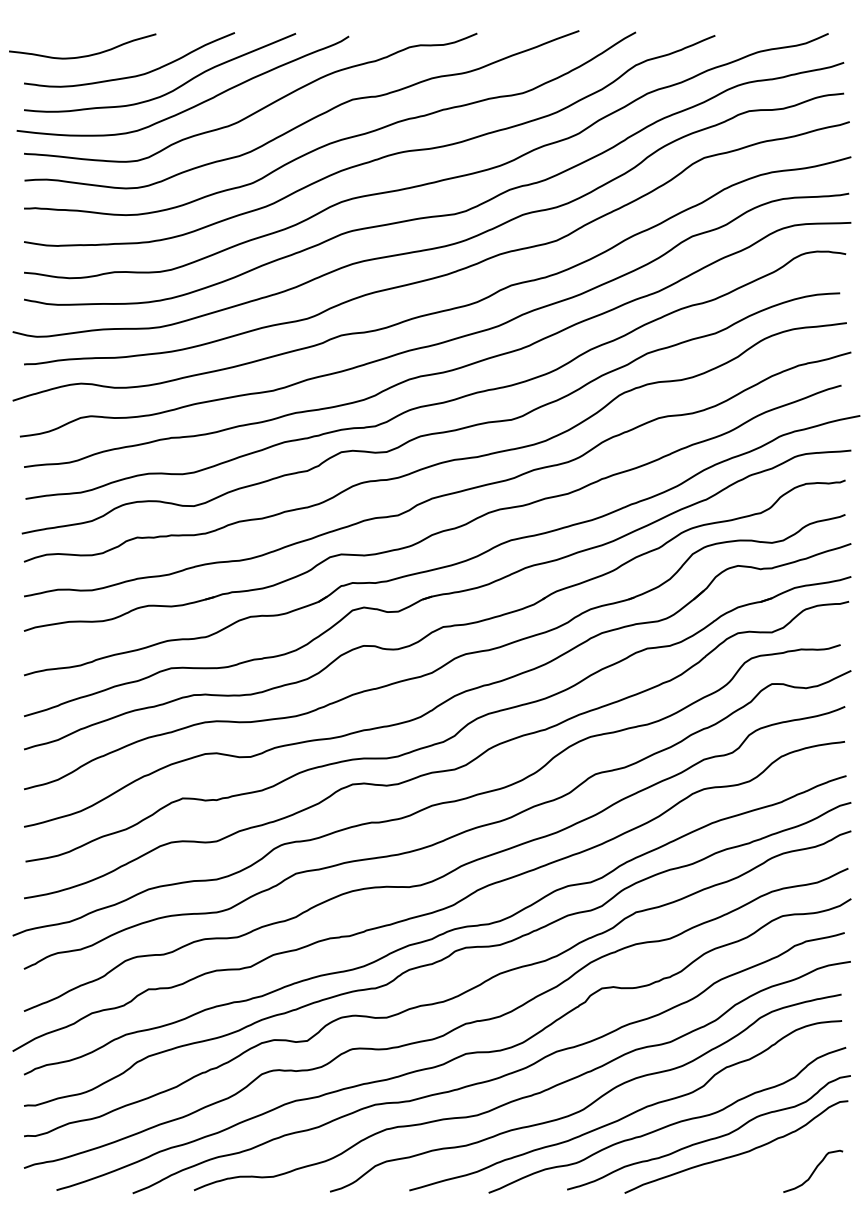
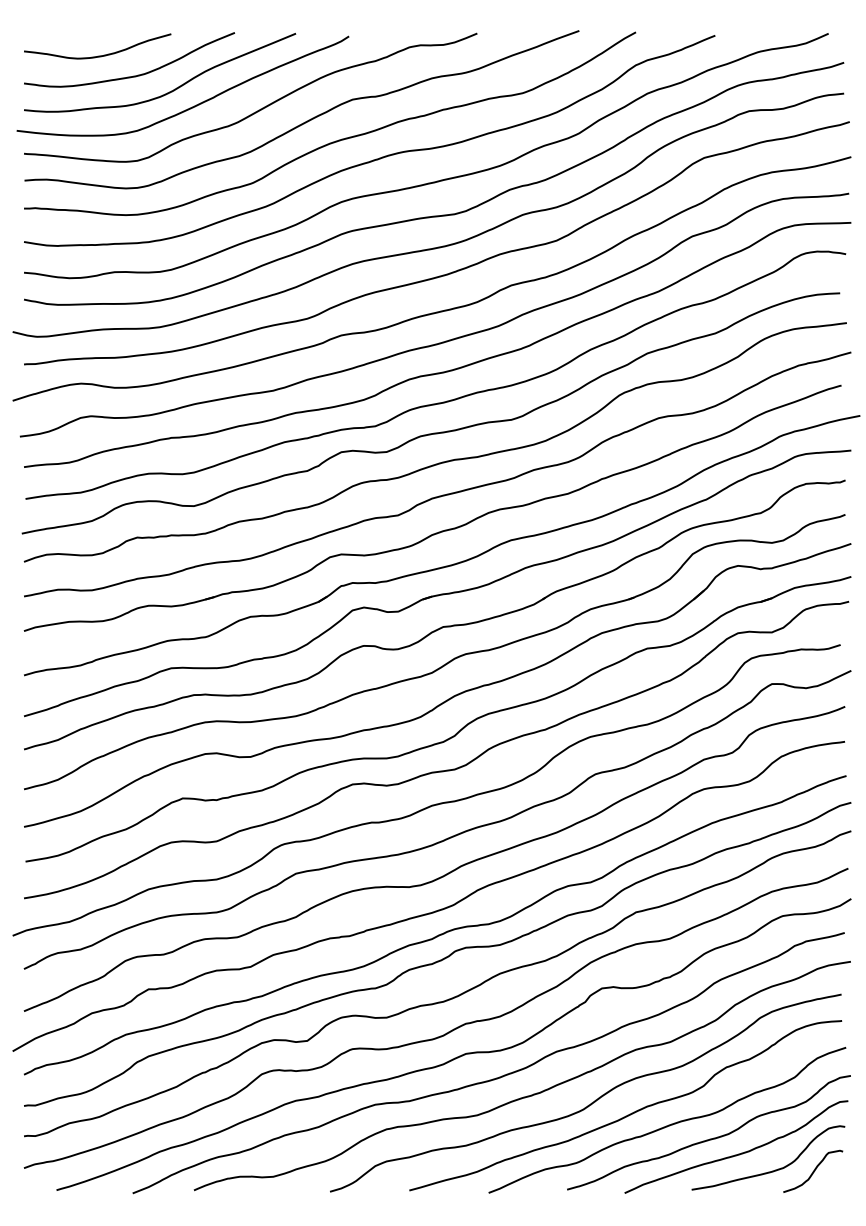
curve position: (83, 55) -> (98, 55) (98, 55)
curve: none -> present (772, 1170)
